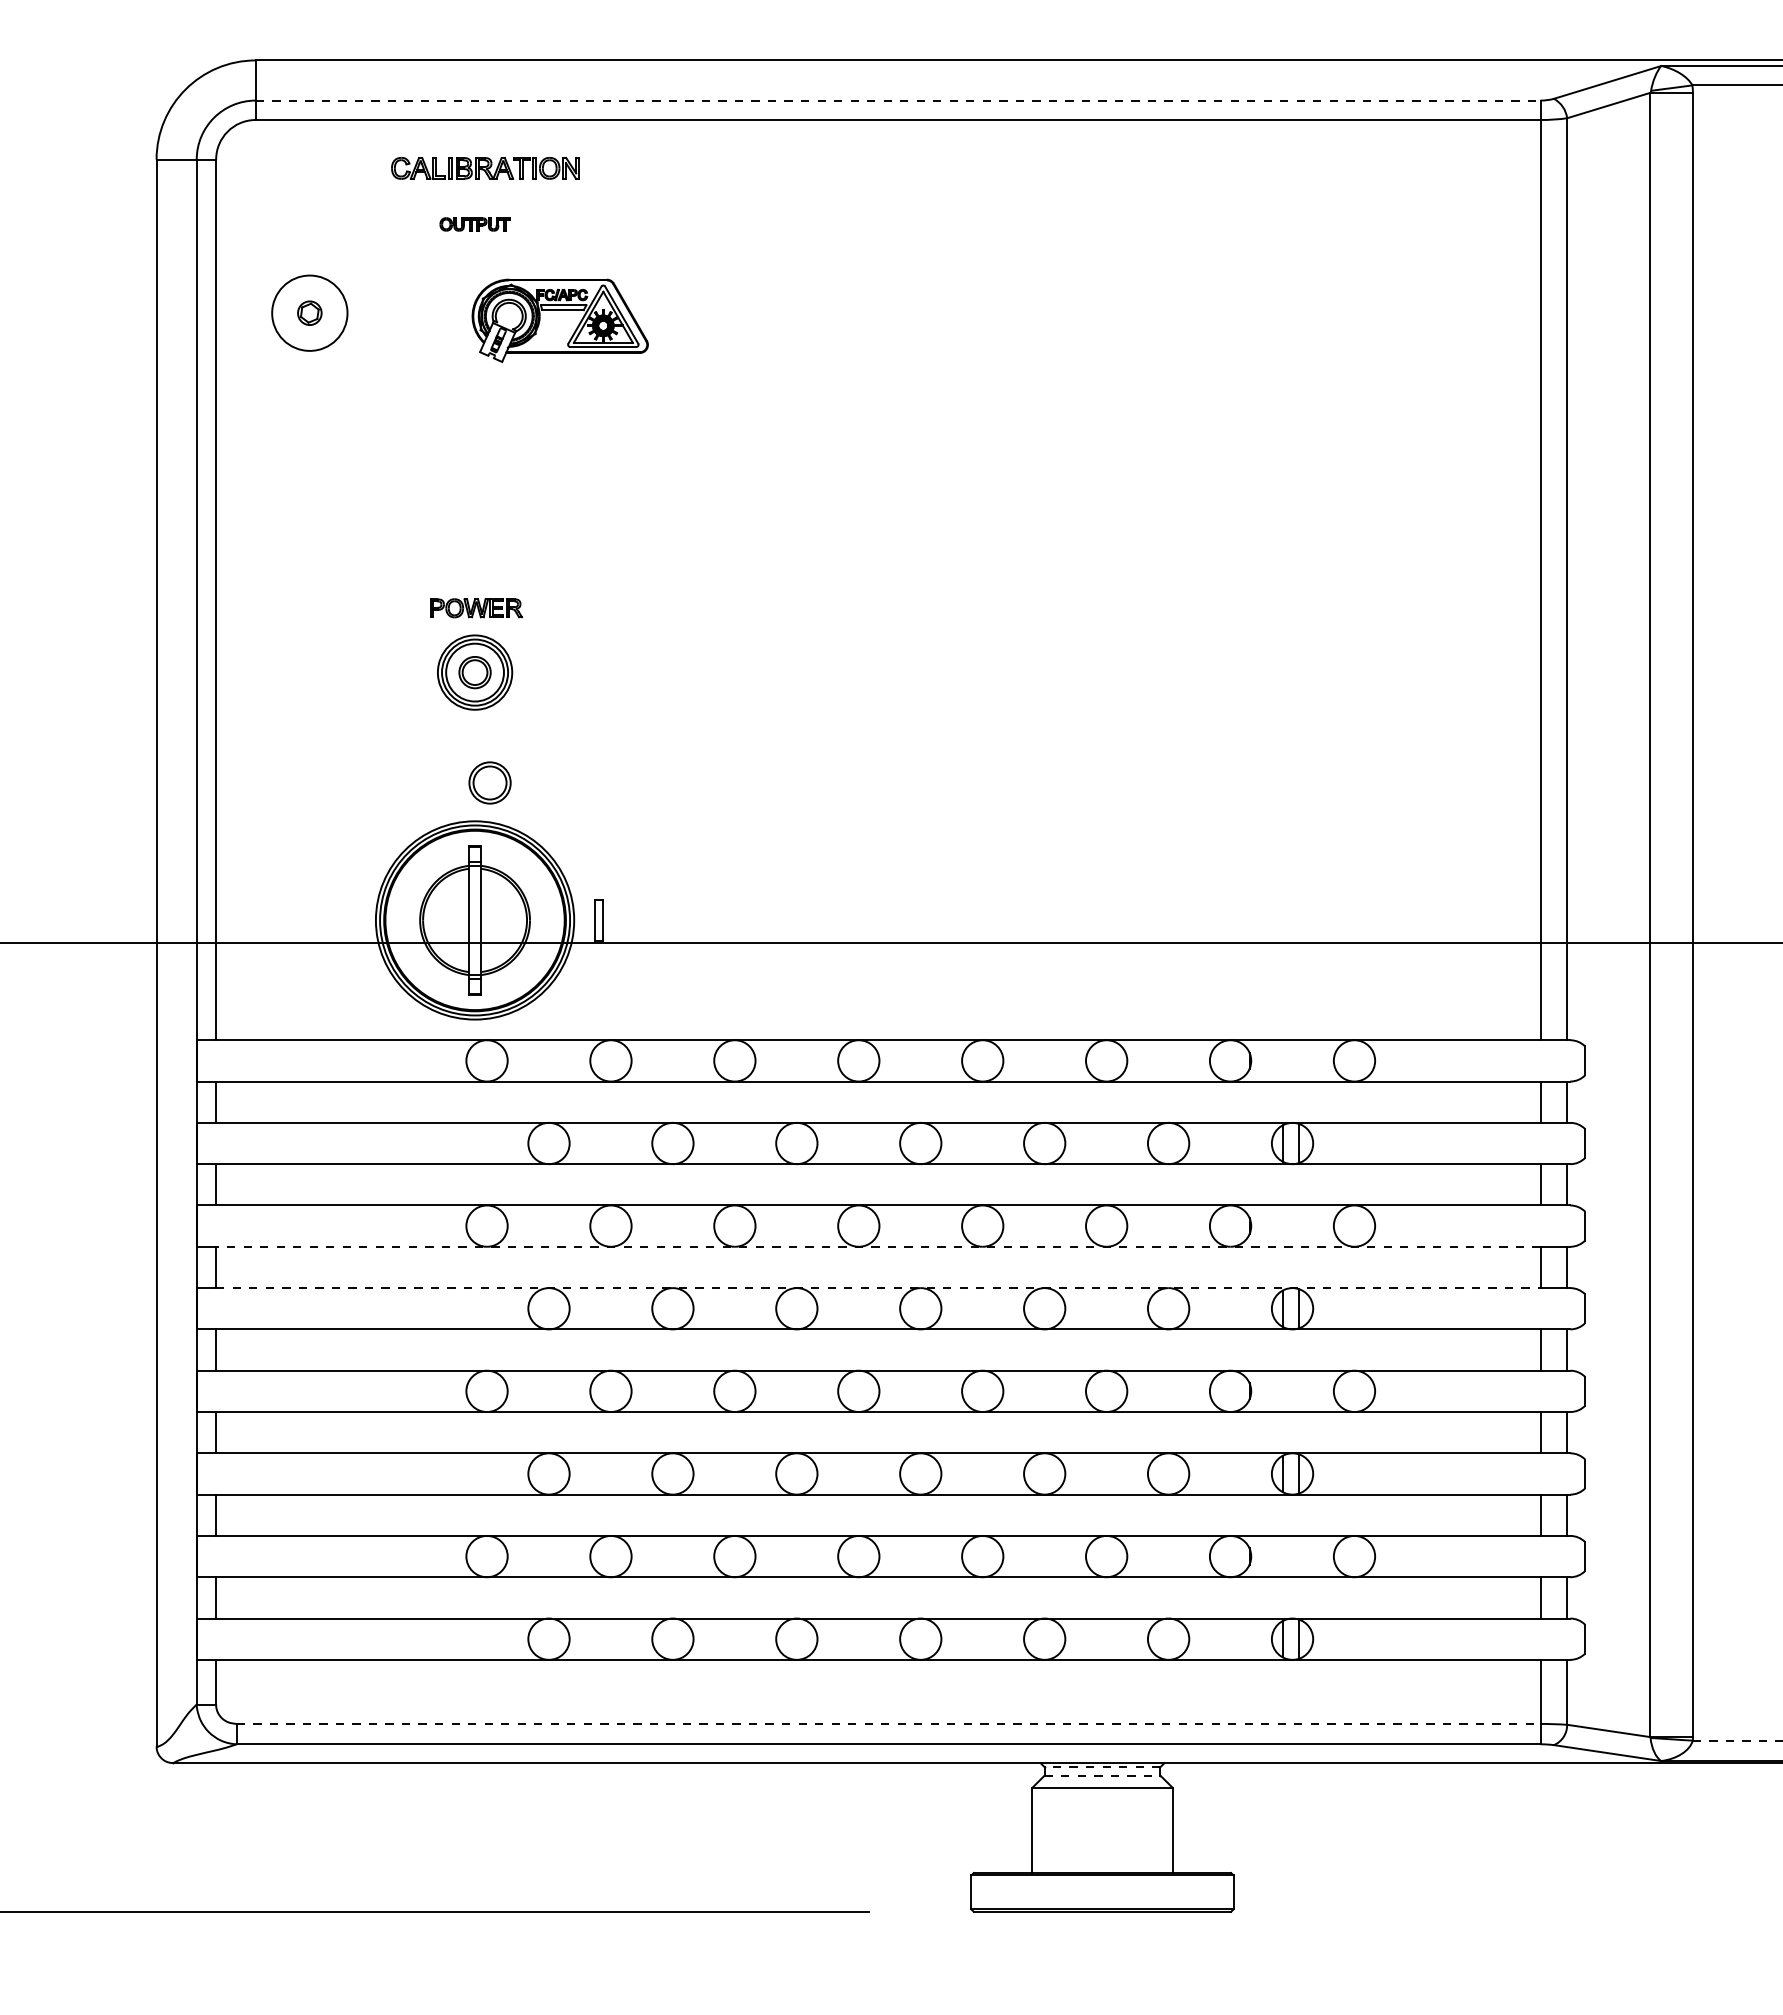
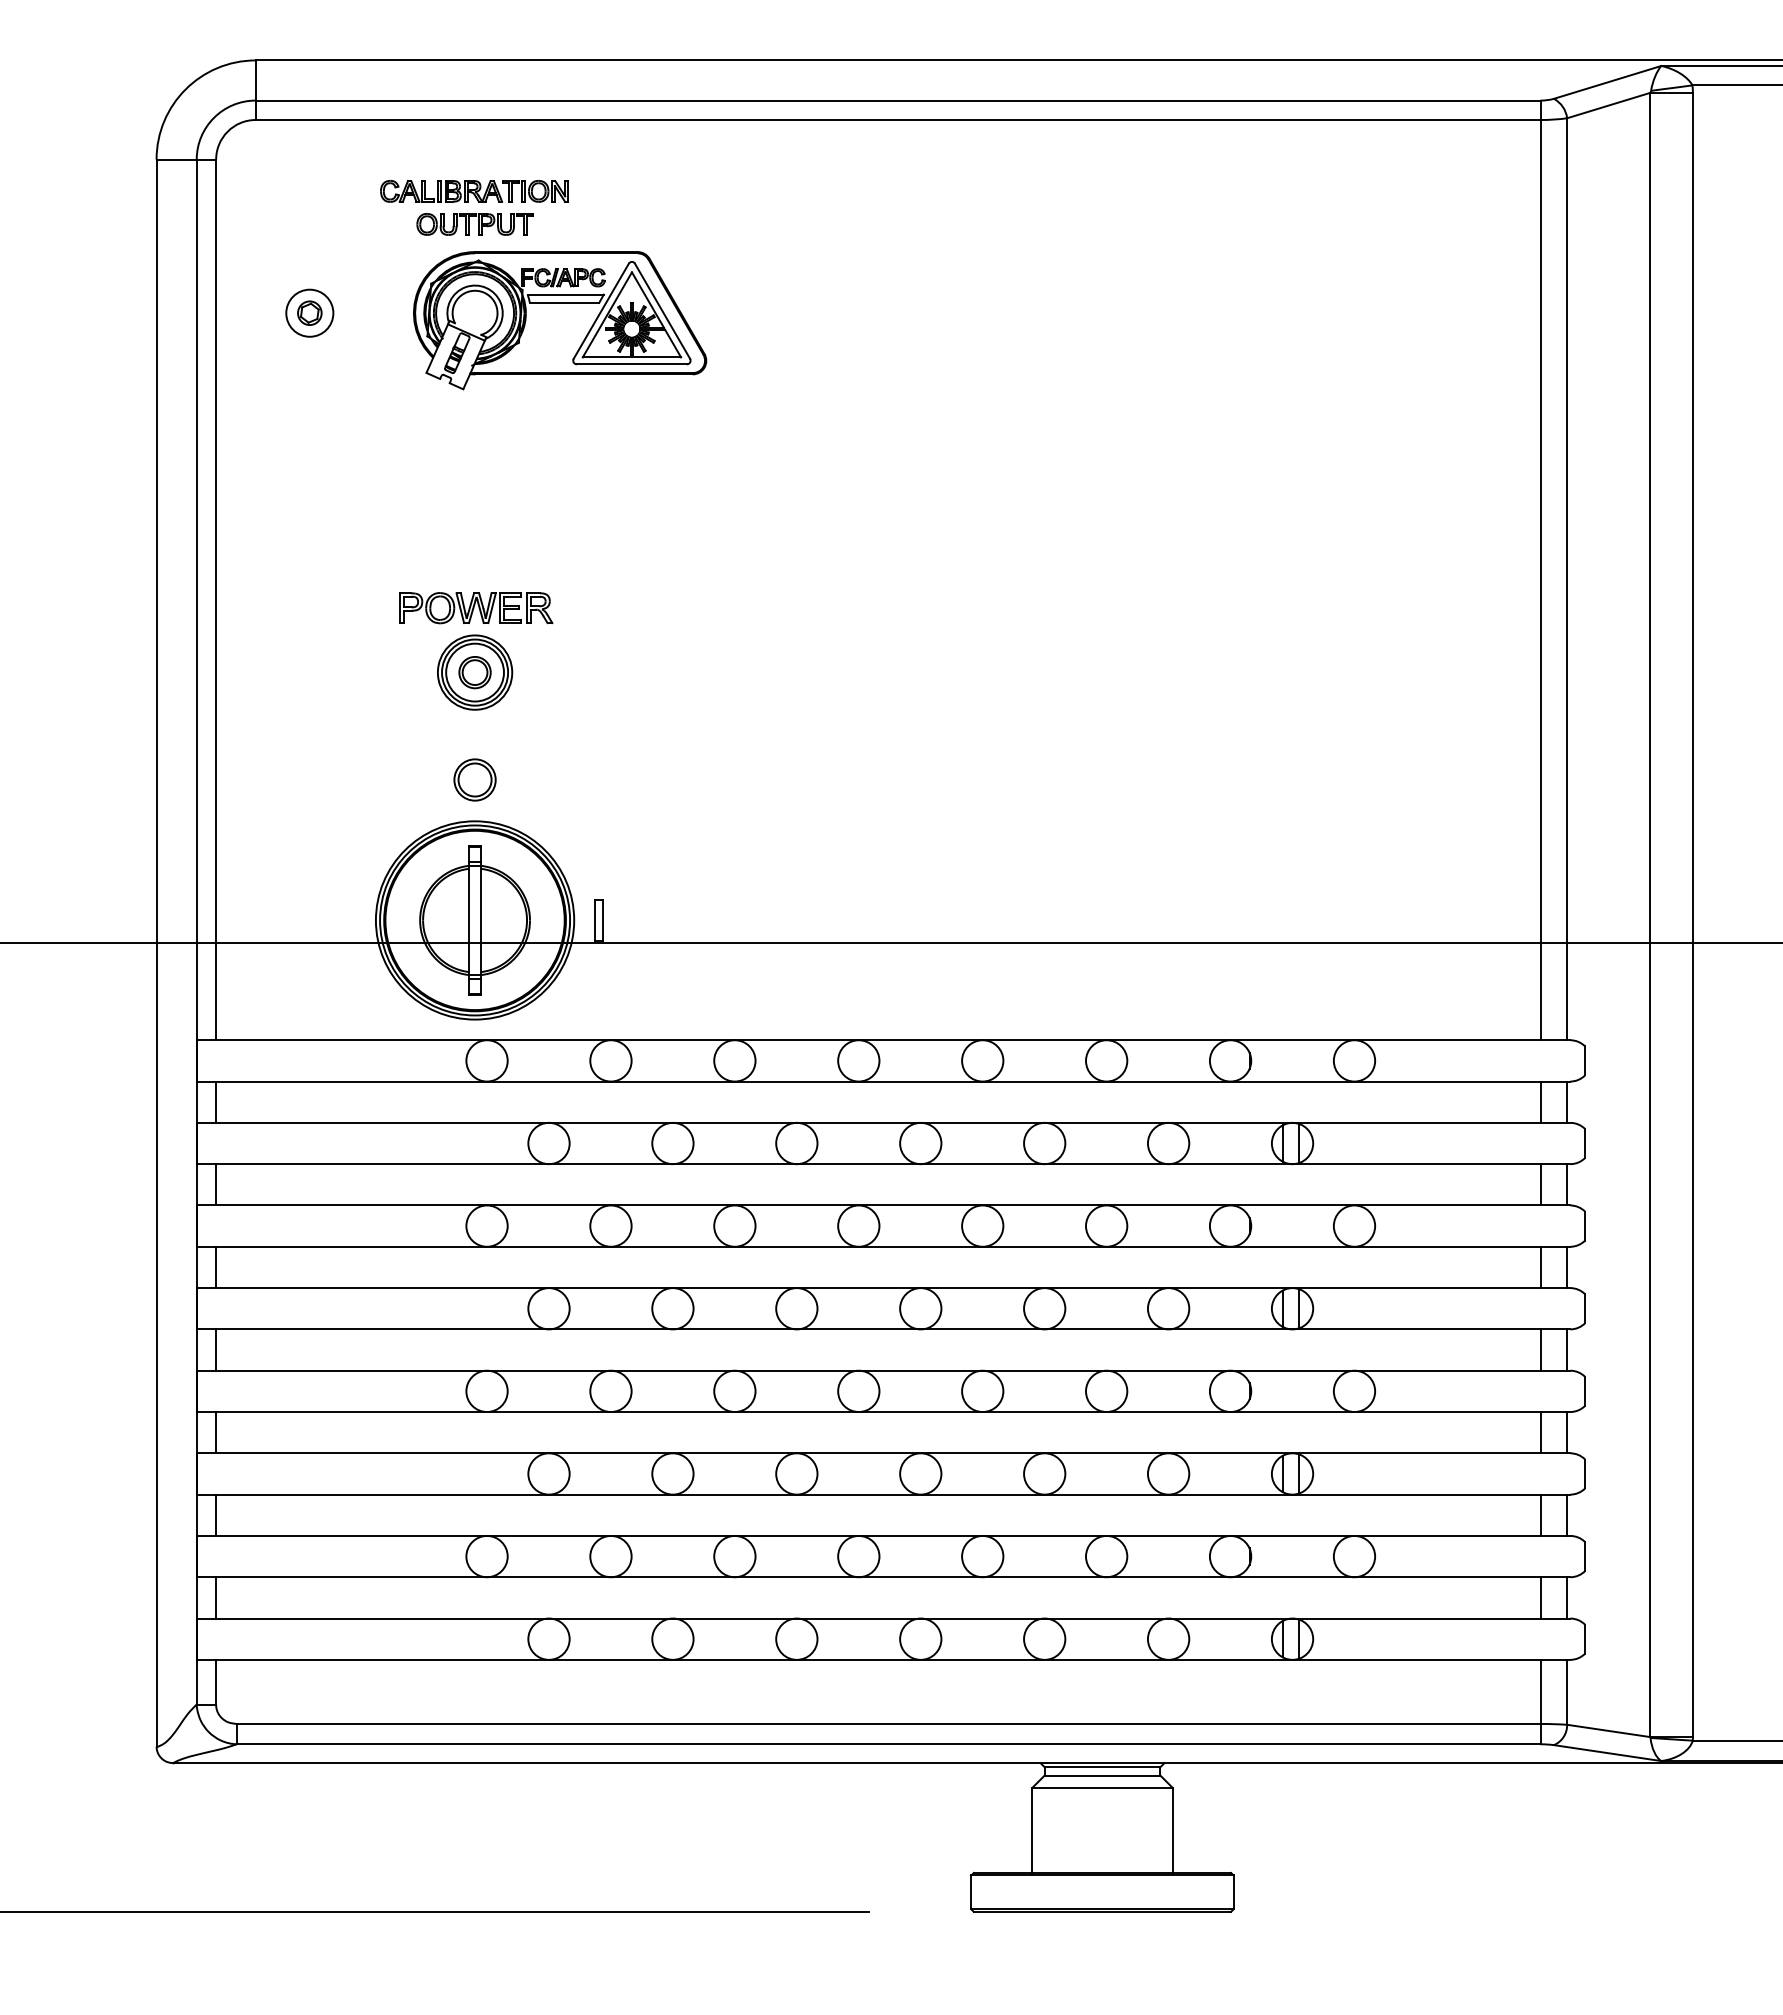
line: dashed -> solid (898, 100)
part position: (485, 168) -> (474, 191) (474, 191)
part size: 72x15 px -> 118x23 px (474, 224)
circle diameter: 75 px -> 47 px (309, 312)
part size: 178x85 px -> 295x140 px (560, 320)
part size: 93x21 px -> 155x33 px (476, 608)
part position: (489, 782) -> (474, 779) (474, 779)
line: dashed -> solid (877, 1246)
line: dashed -> solid (878, 1288)
line: dashed -> solid (888, 1723)
line: dashed -> solid (1737, 1740)
line: dashed -> solid (1102, 1767)
line: dashed -> solid (1102, 1775)
